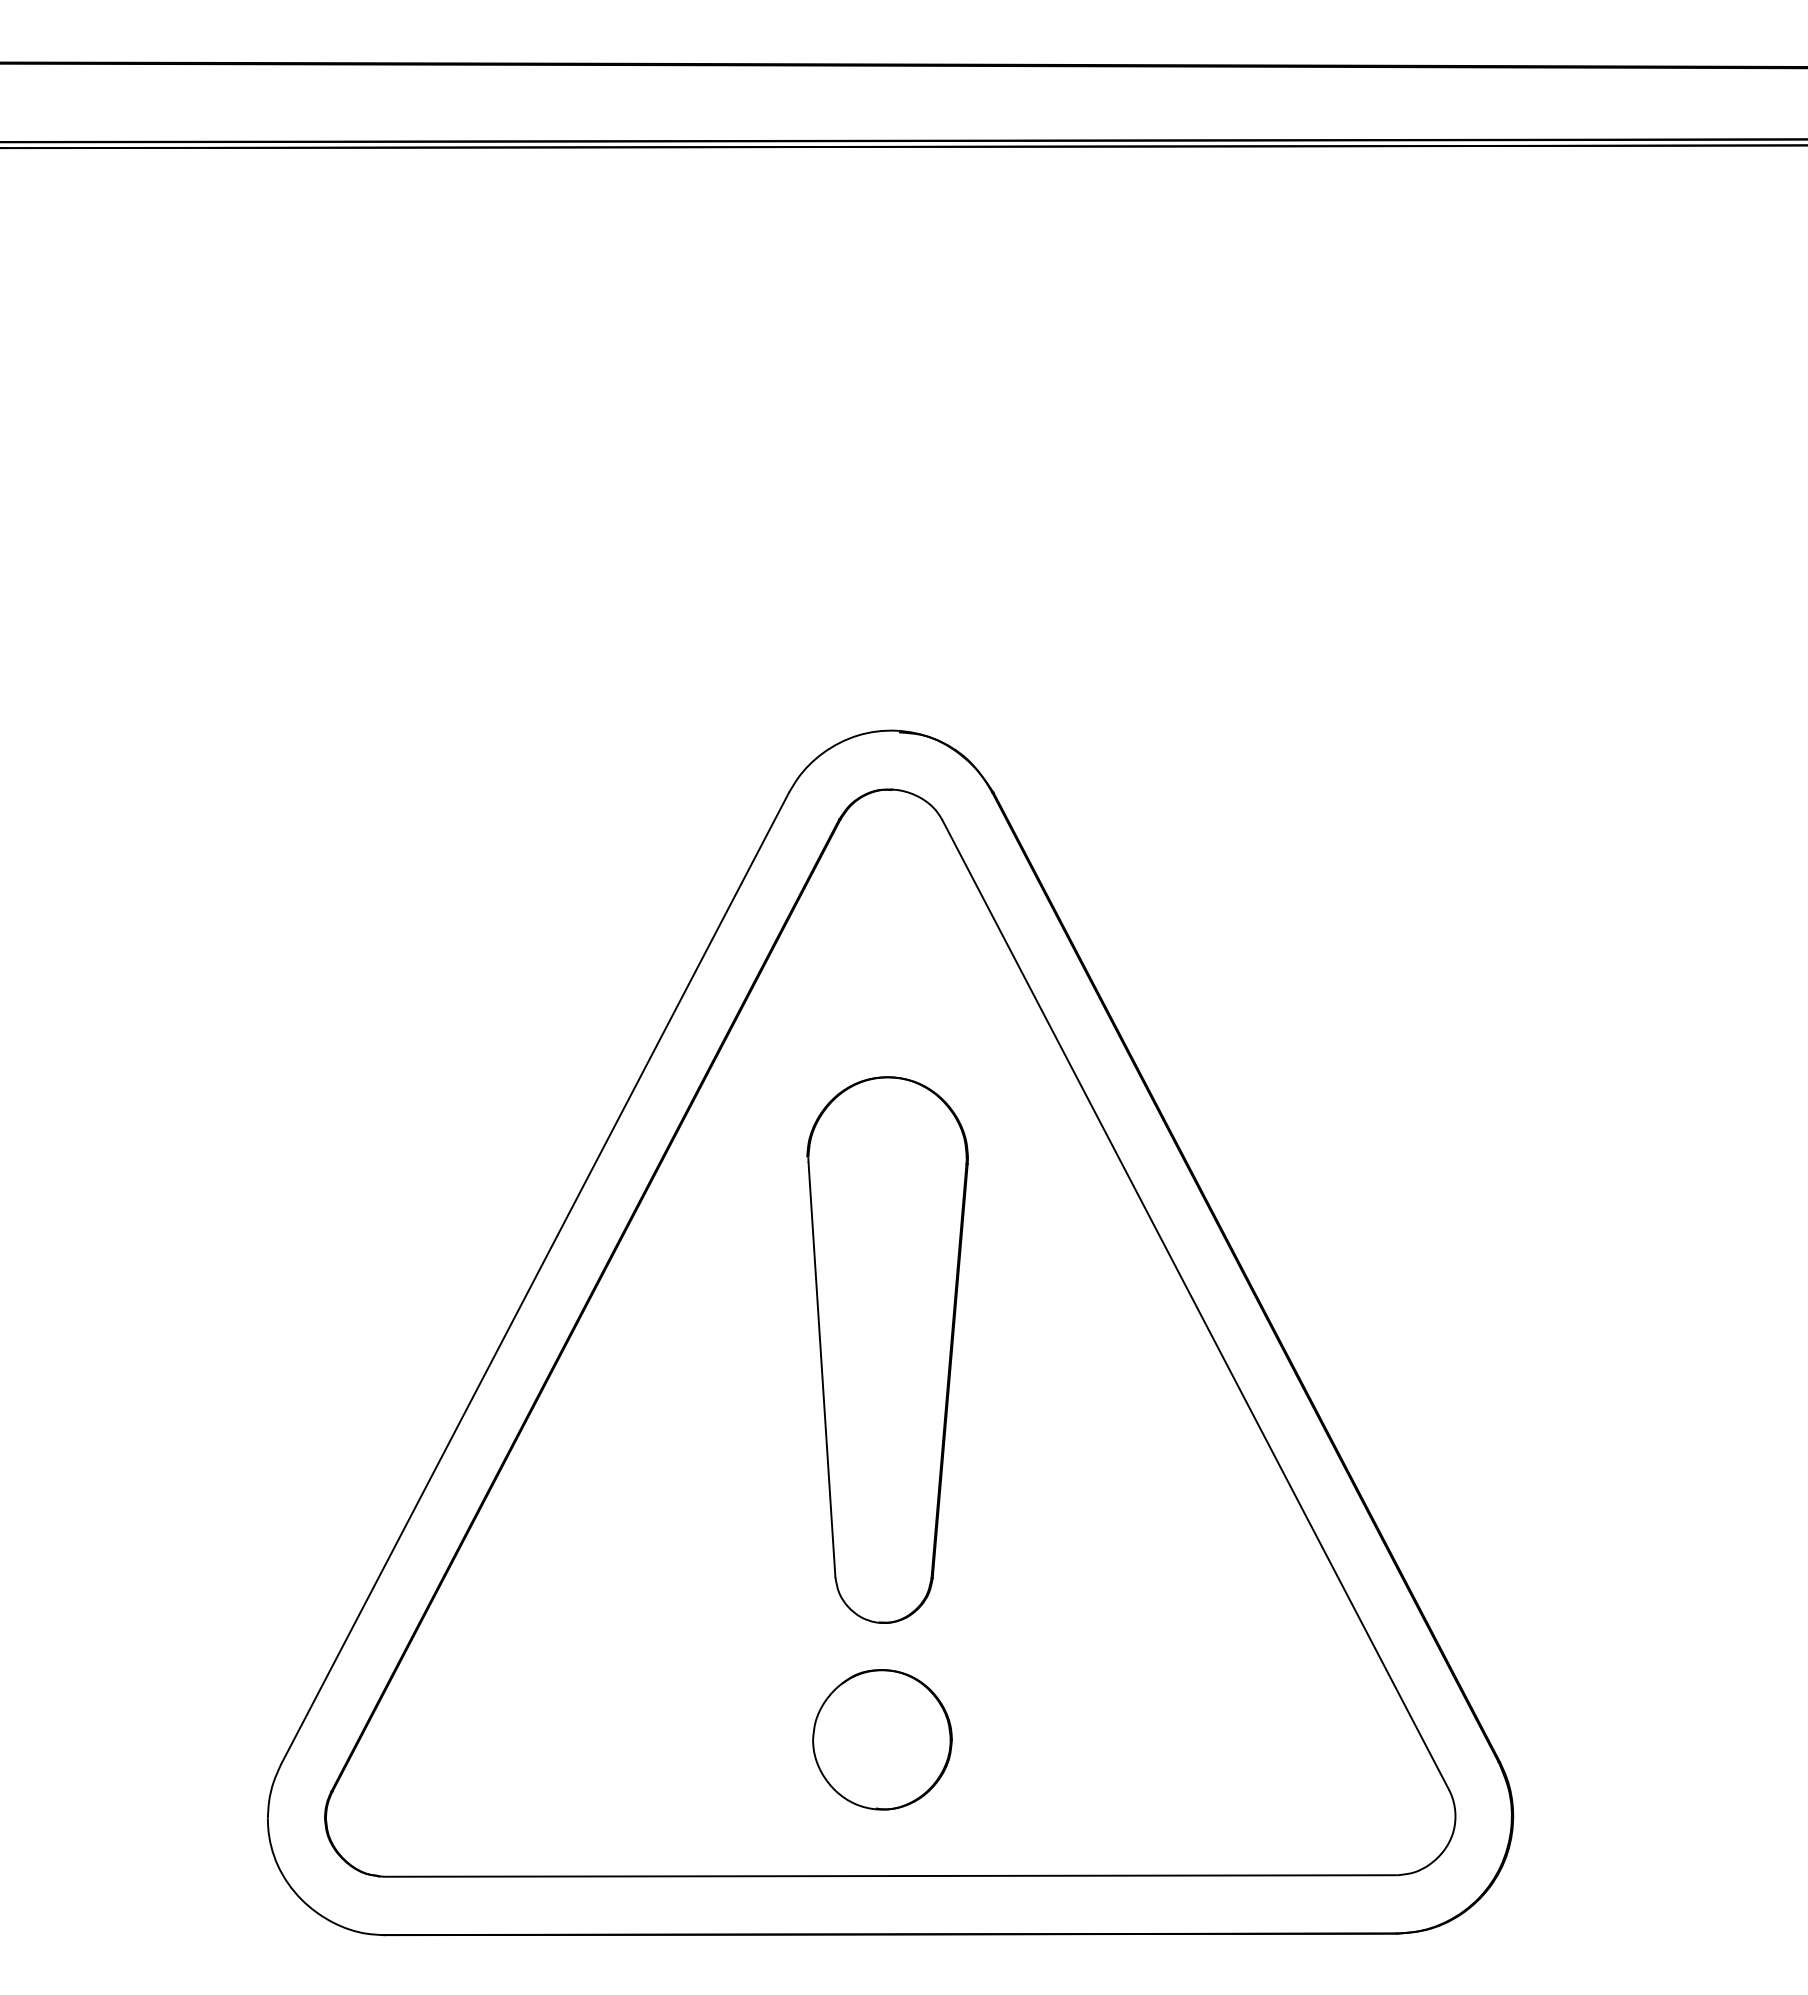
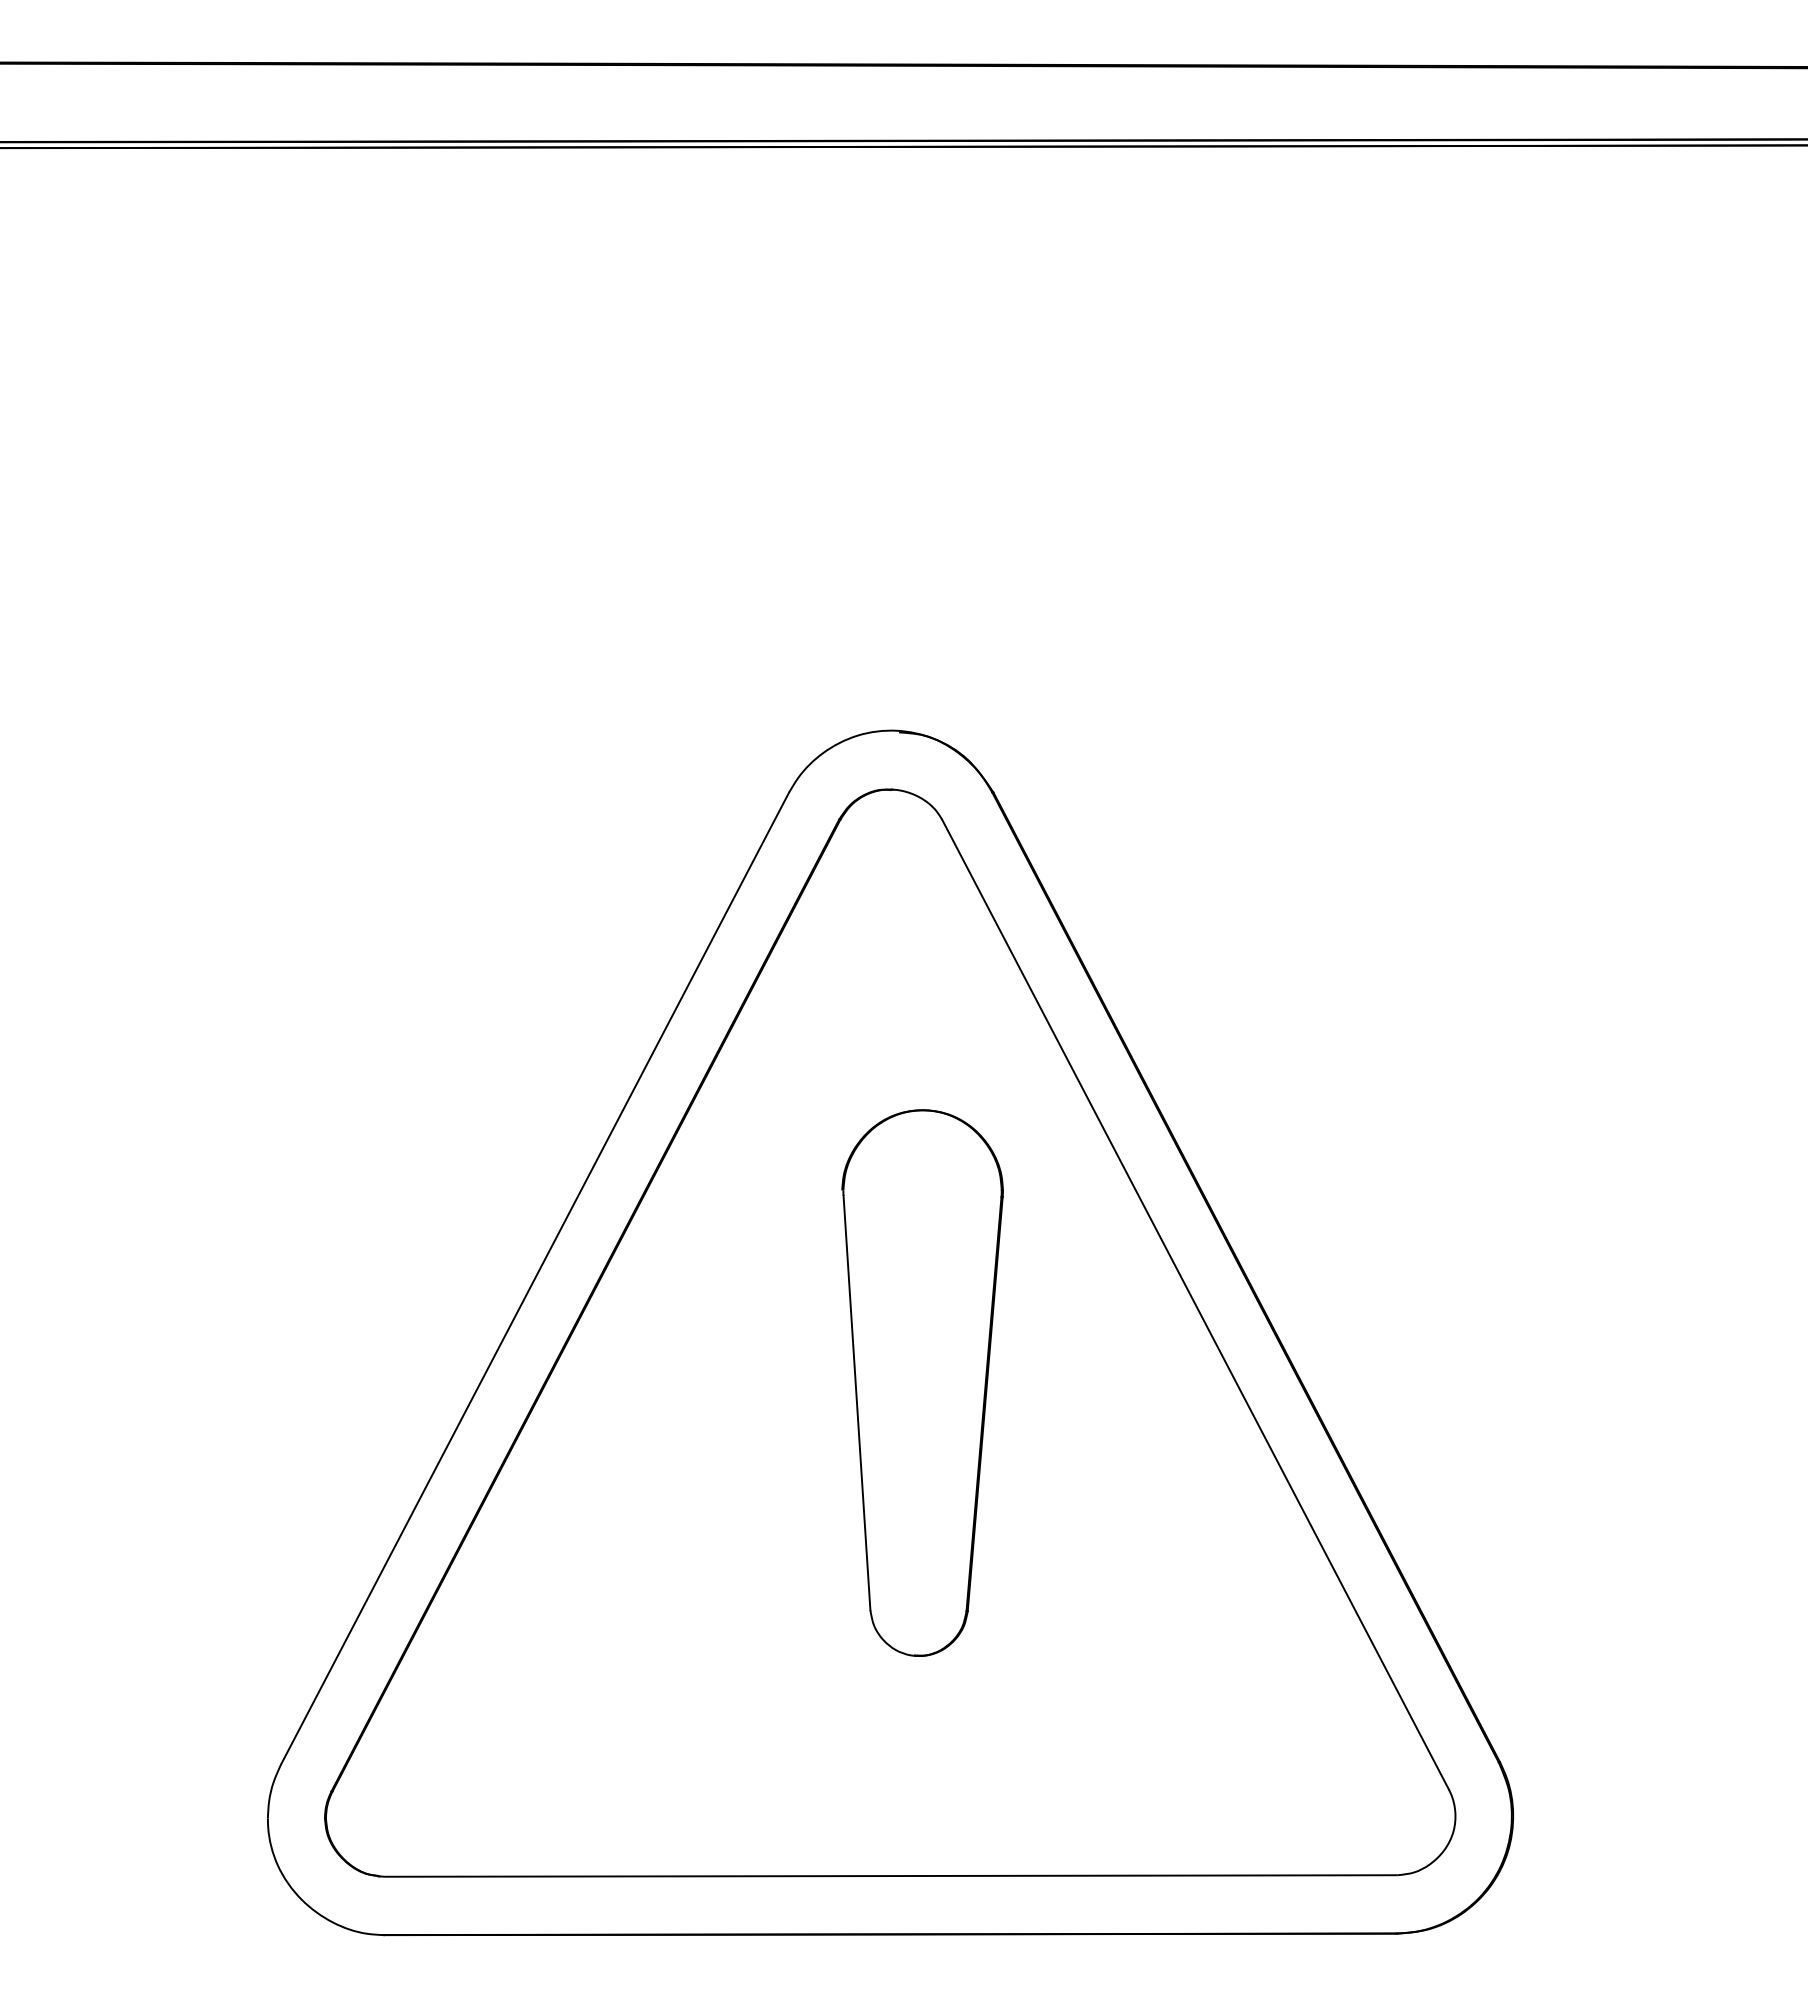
part position: (887, 1349) -> (922, 1382) (922, 1382)
part: present -> none (882, 1739)
